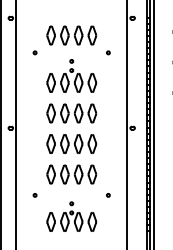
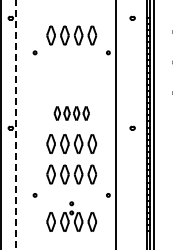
part: present -> none (71, 75)
part size: 52x21 px -> 37x15 px (71, 113)
line: solid -> dashed (16, 124)
line position: (127, 124) -> (116, 124) (116, 124)
